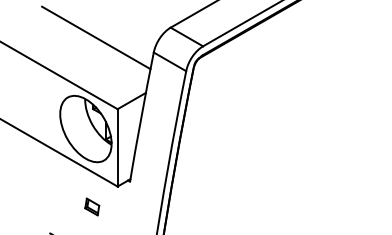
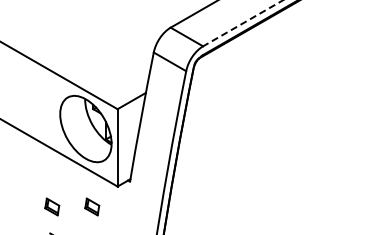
line: solid -> dashed (242, 23)
line: present -> none (96, 37)
part: none -> present (52, 206)
